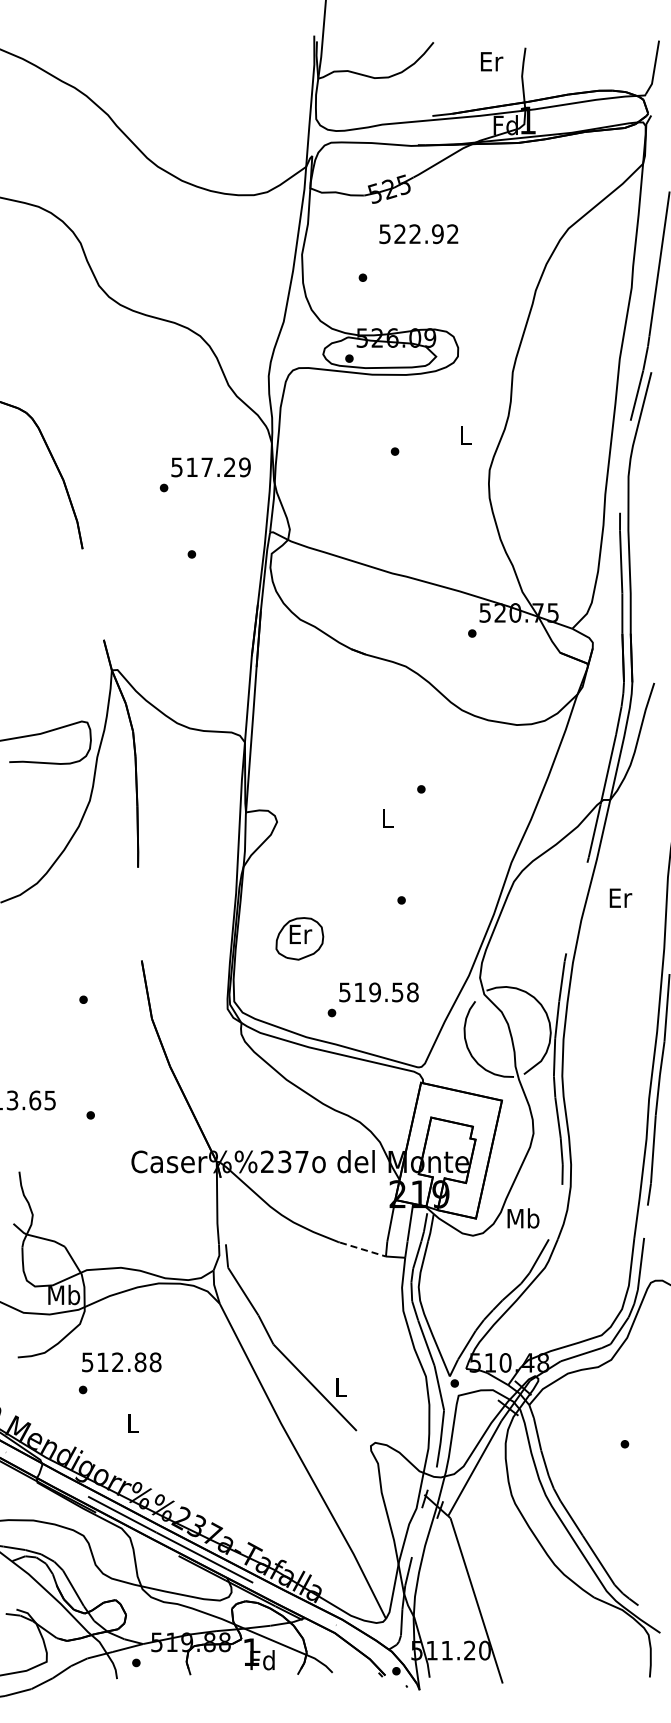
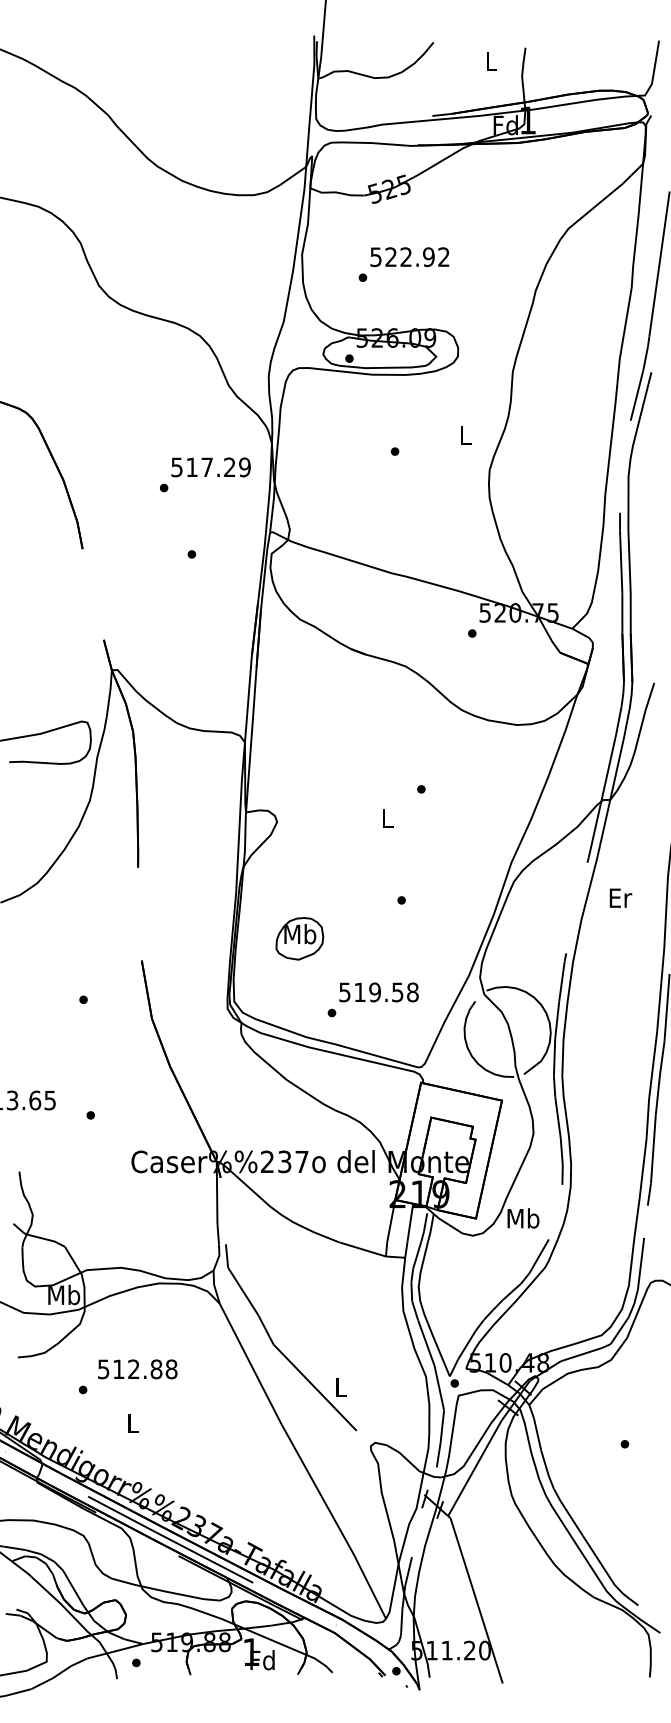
text: Er -> L (492, 61)
text position: (418, 234) -> (409, 257) (409, 257)
text: Er -> Mb (300, 934)
line: dashed -> solid (362, 1249)
text position: (121, 1362) -> (137, 1369) (137, 1369)
